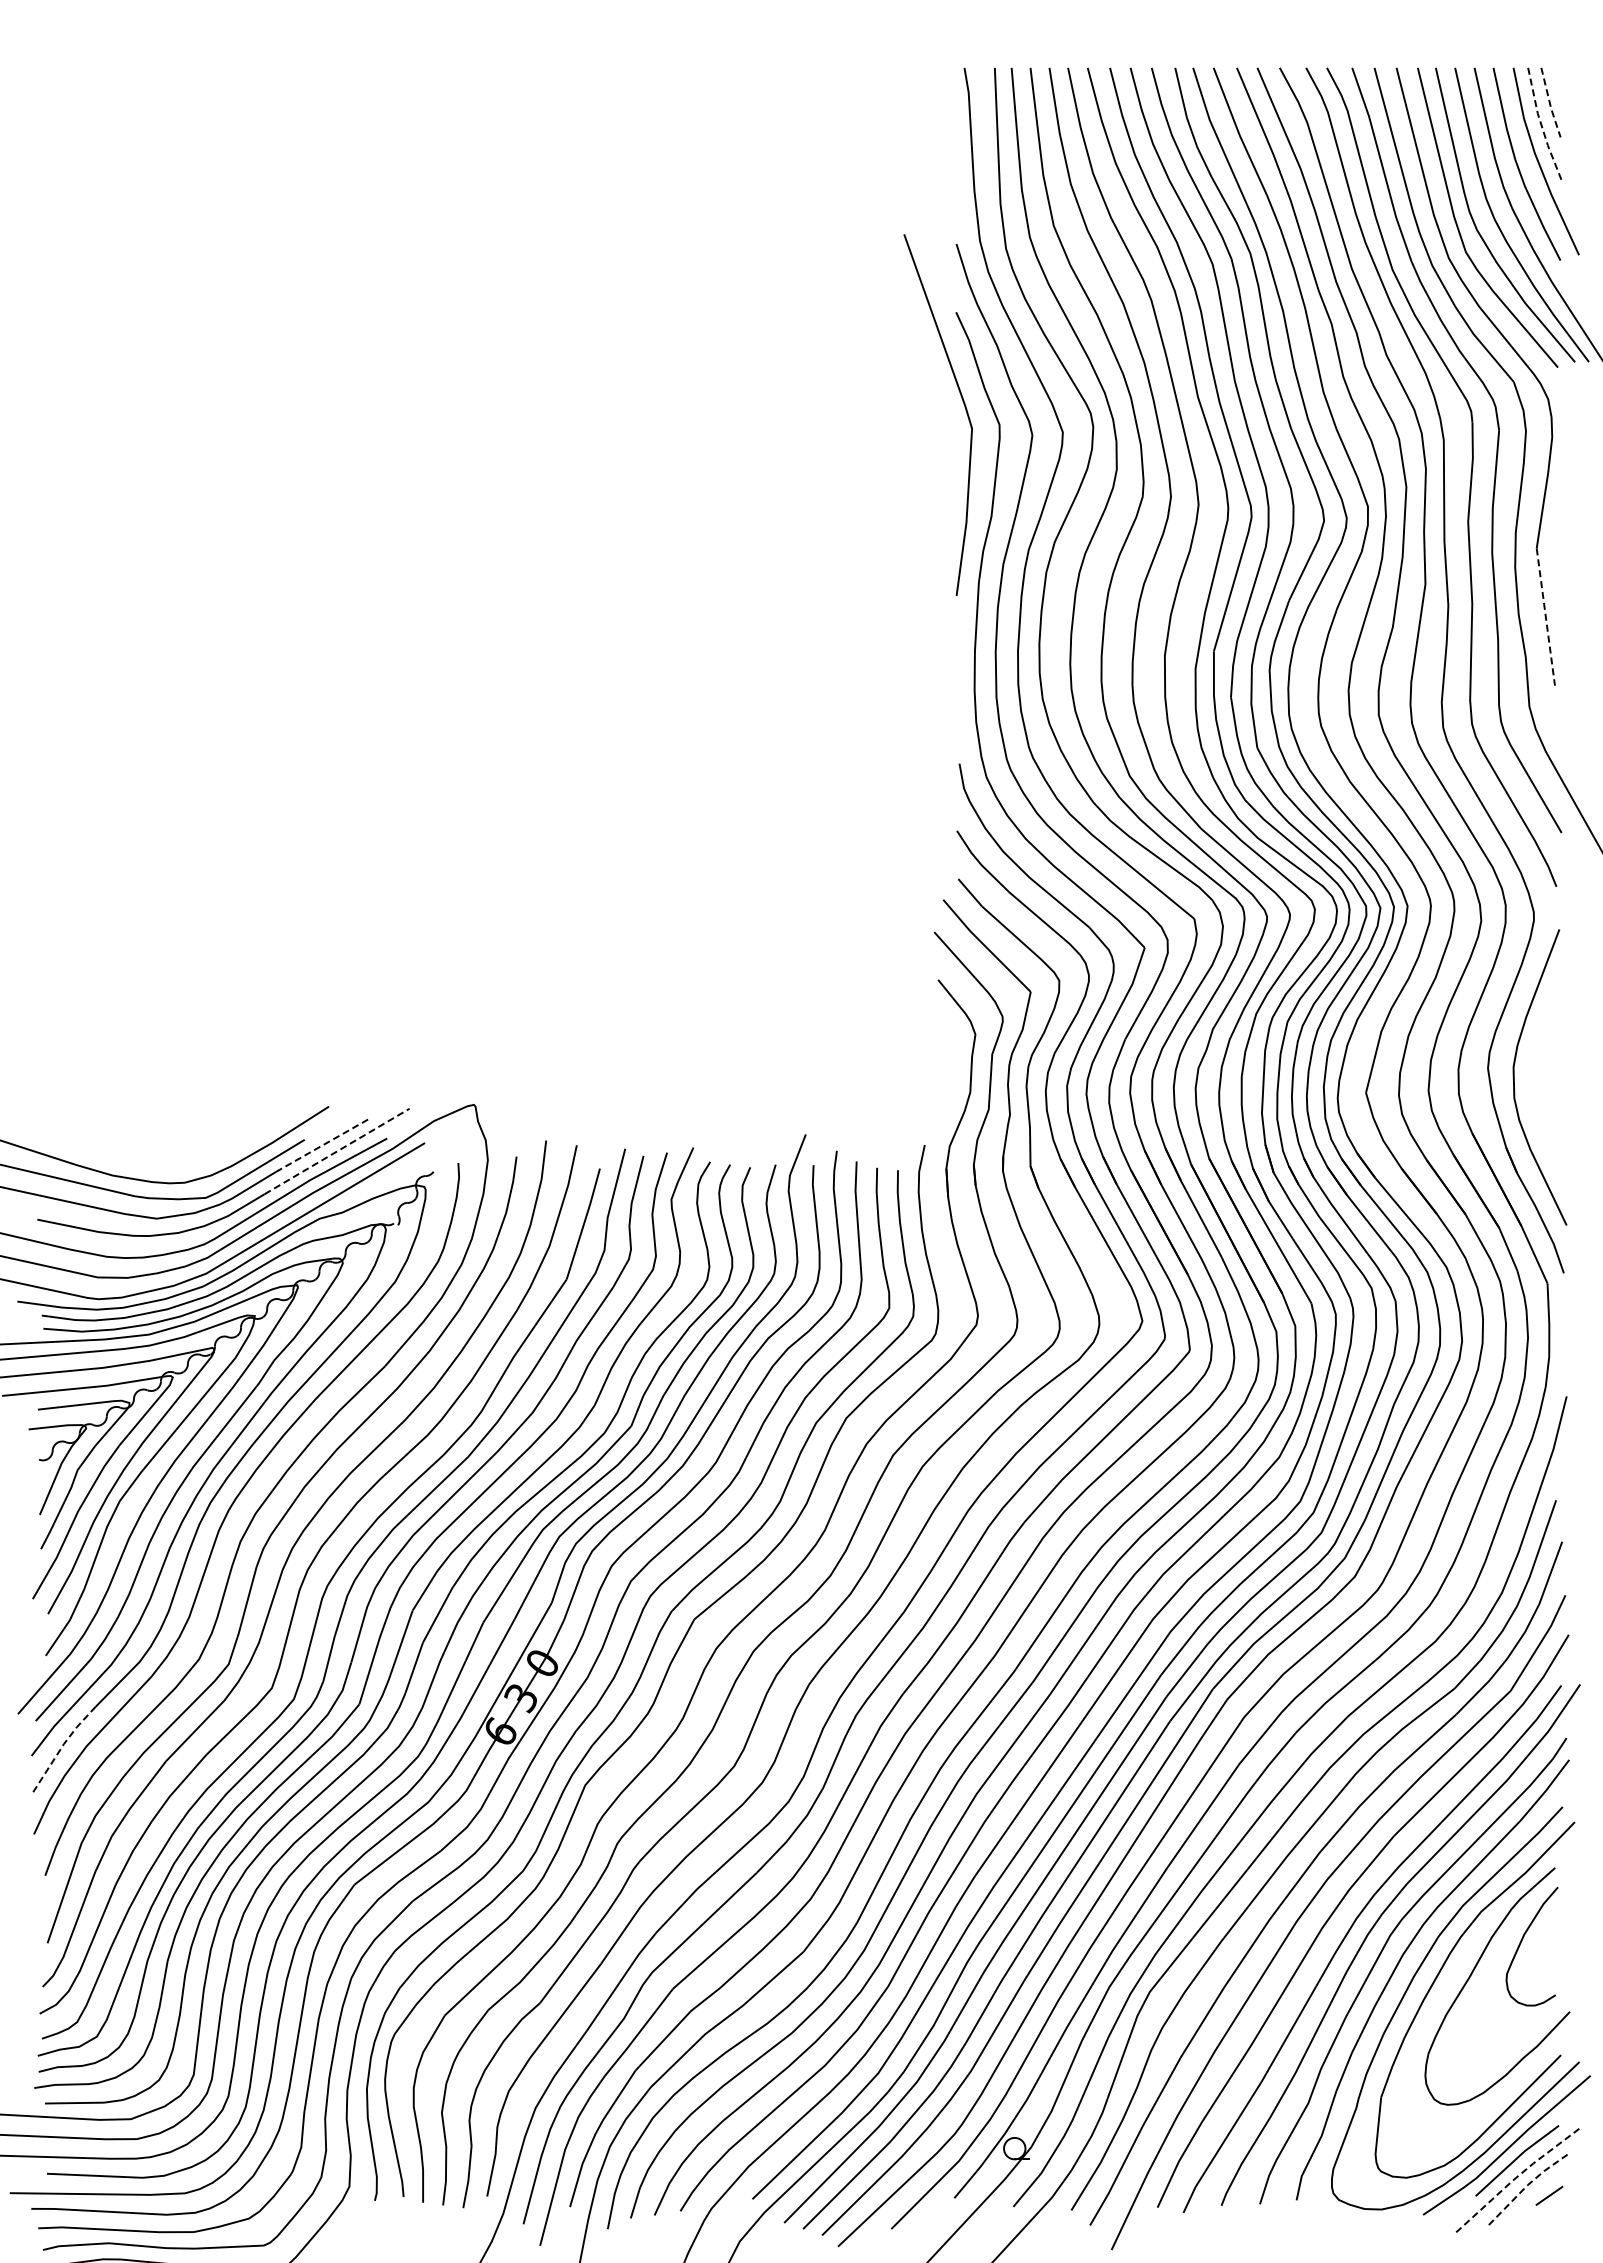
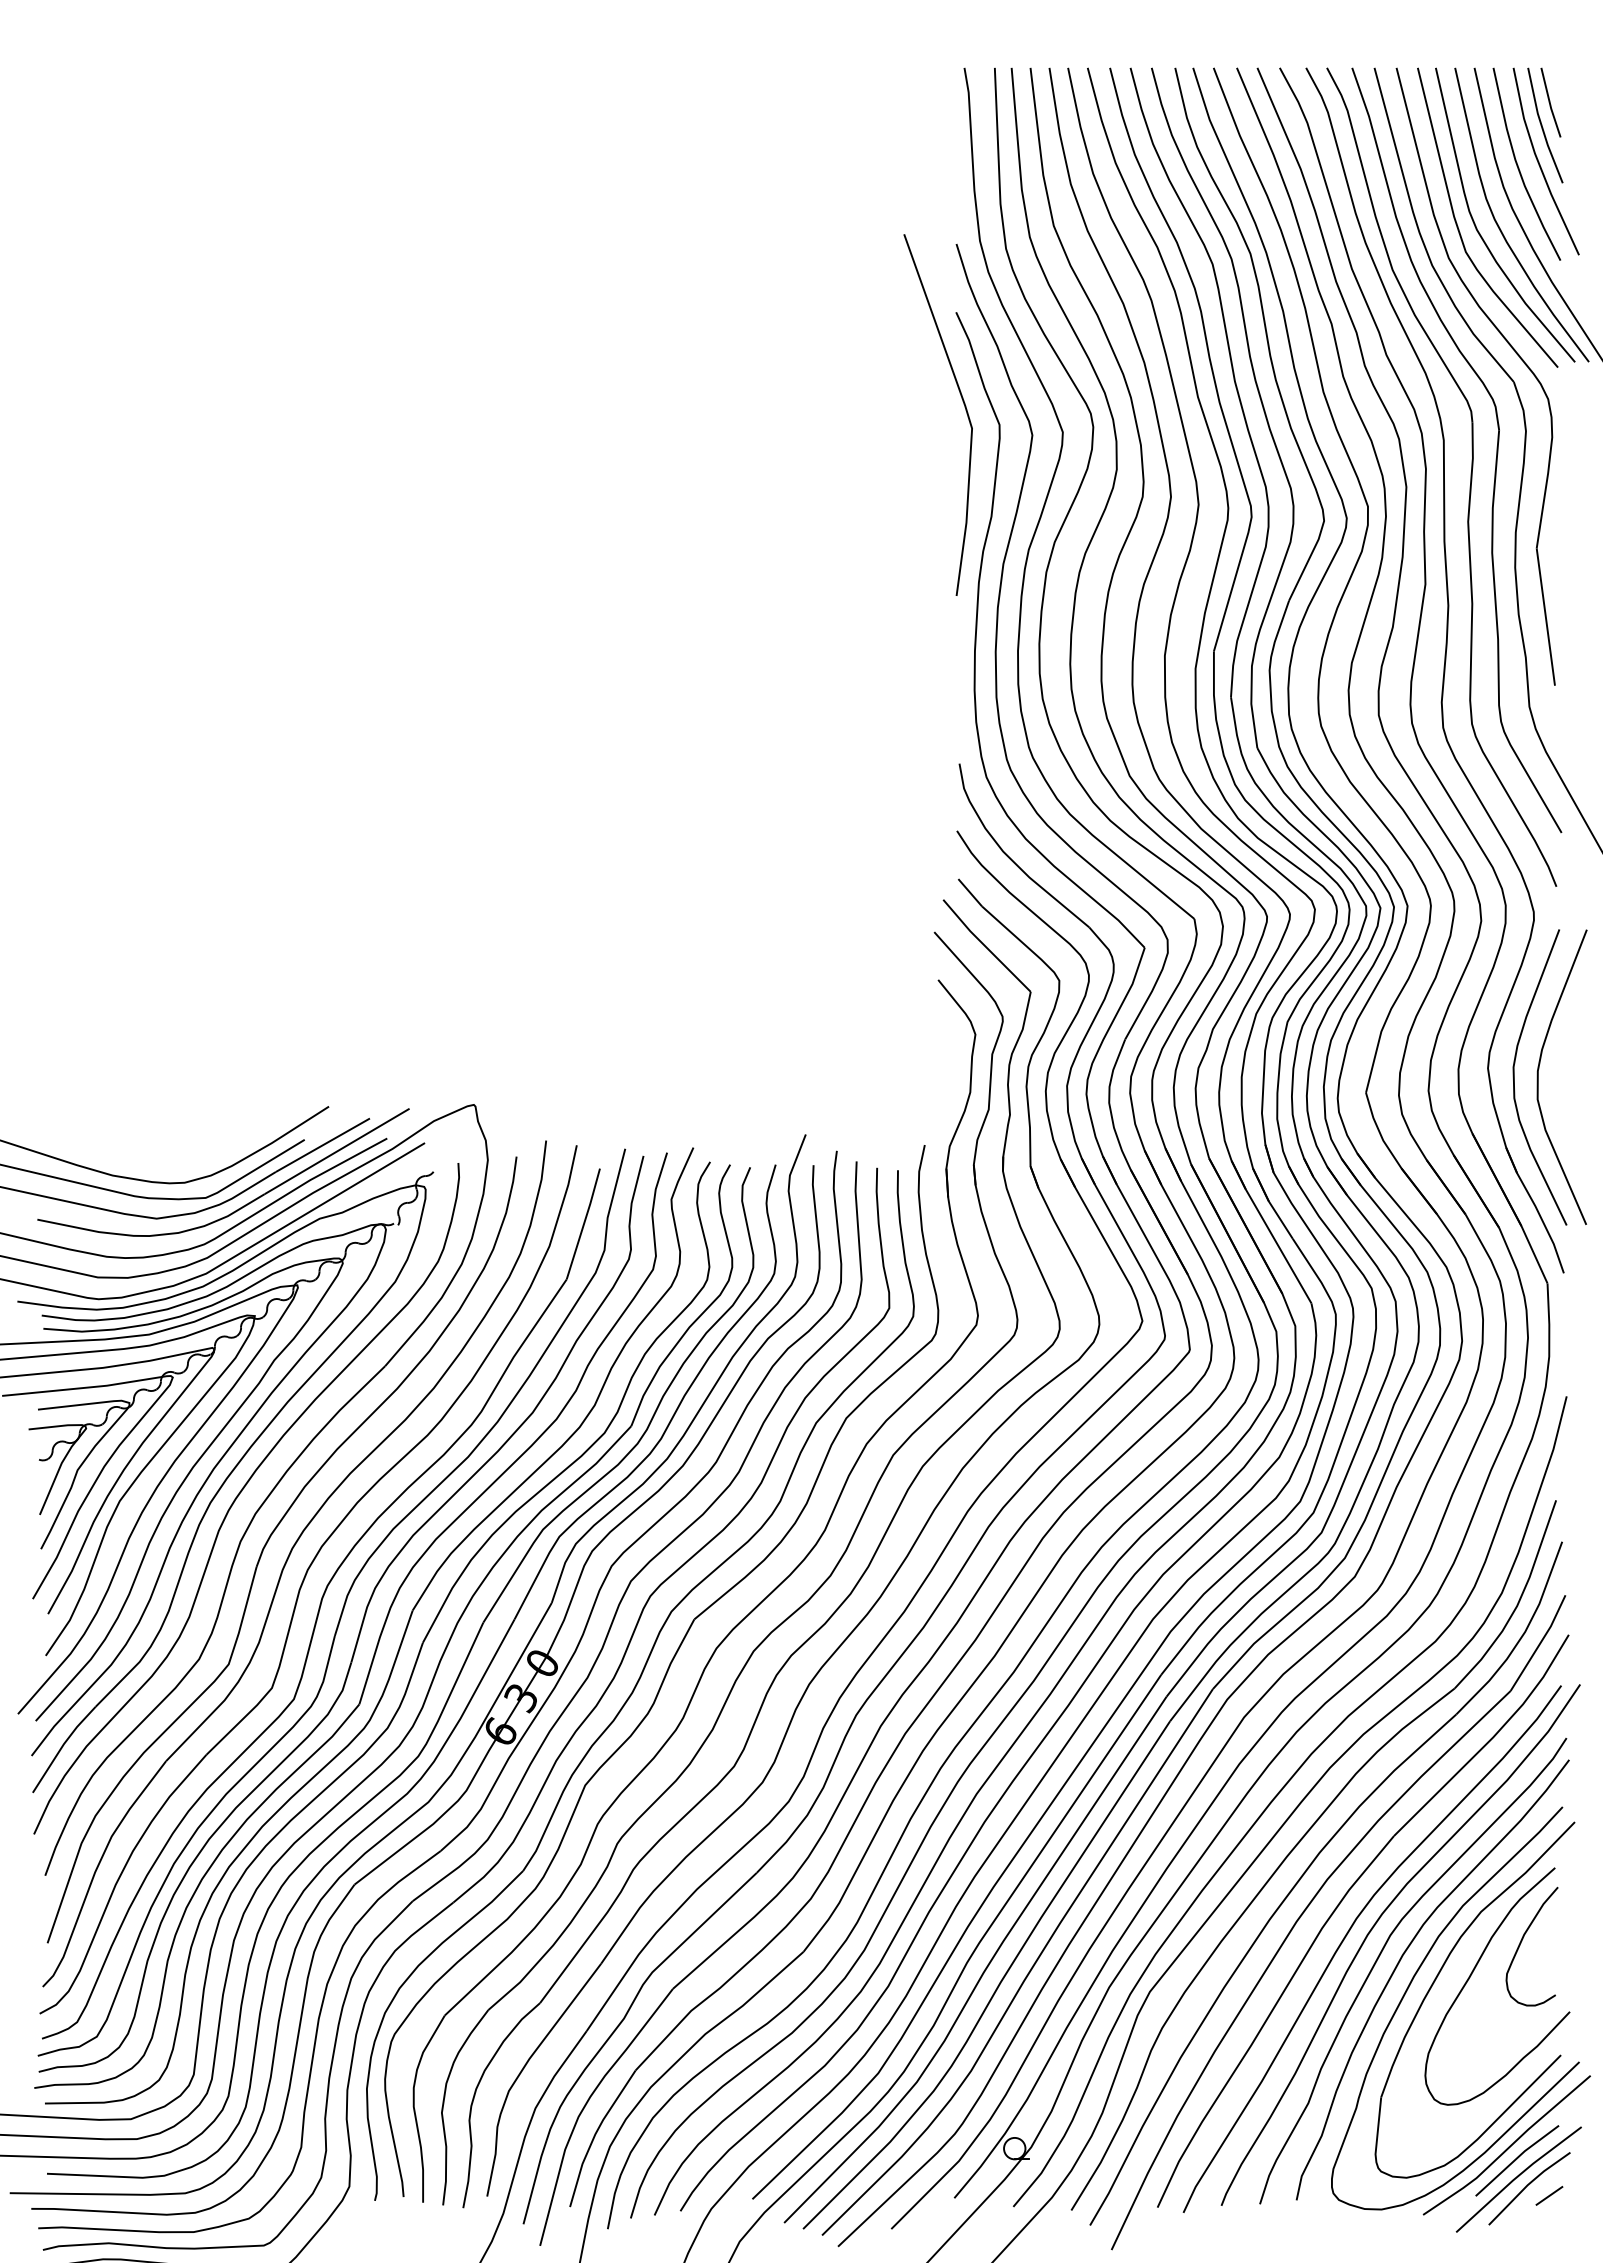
line: dashed -> solid (1550, 103)
line: dashed -> solid (1541, 126)
line: dashed -> solid (1545, 617)
curve: none -> present (1538, 1076)
line: dashed -> solid (323, 1144)
line: dashed -> solid (337, 1151)
line: dashed -> solid (62, 1746)
line: dashed -> solid (1517, 2176)
line: dashed -> solid (1527, 2185)
